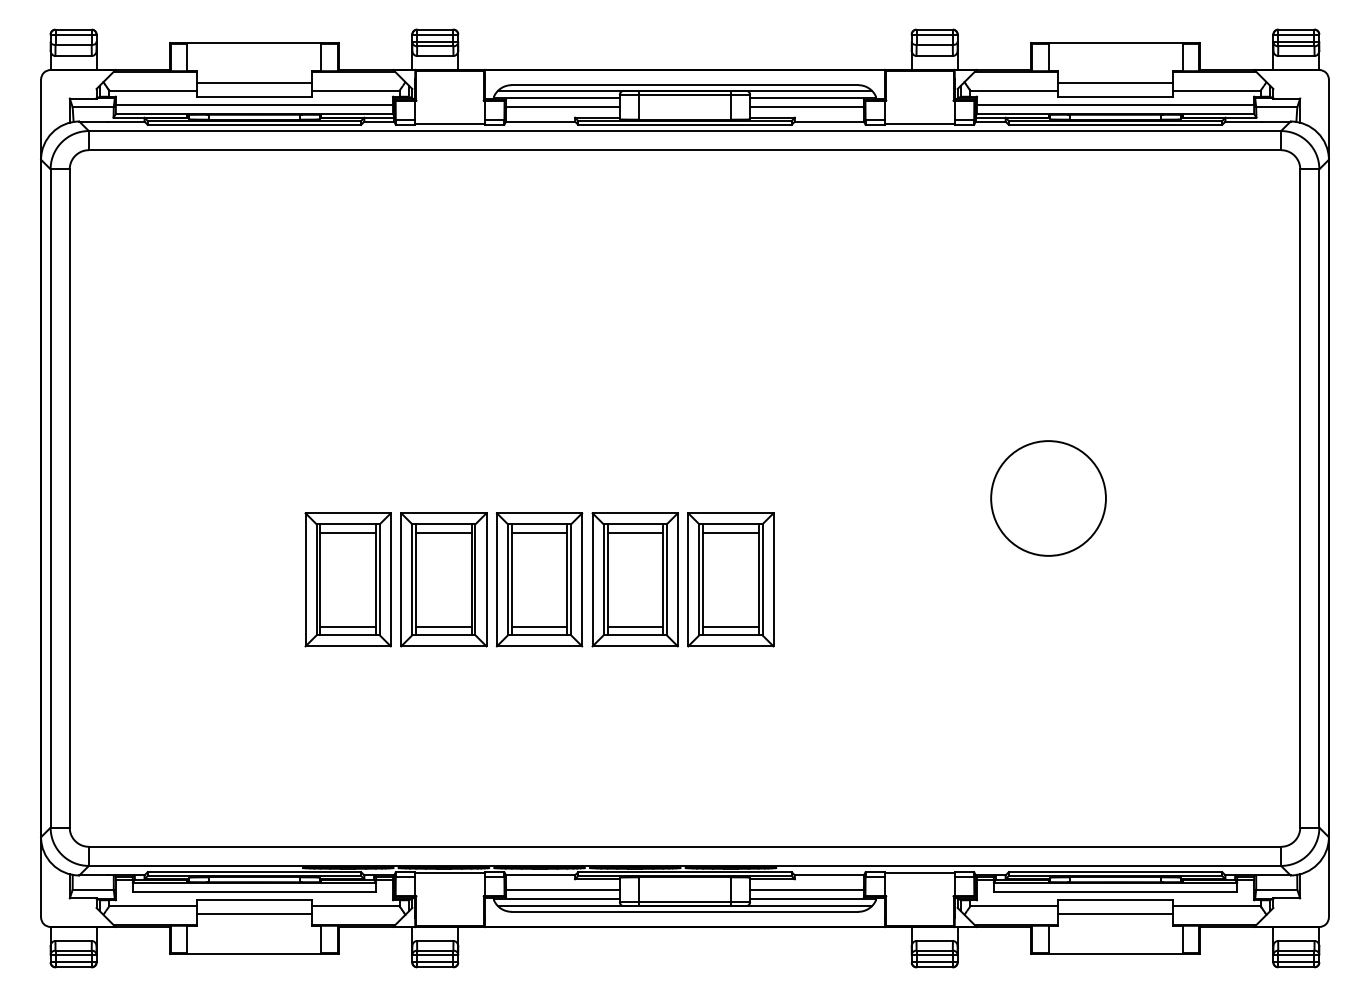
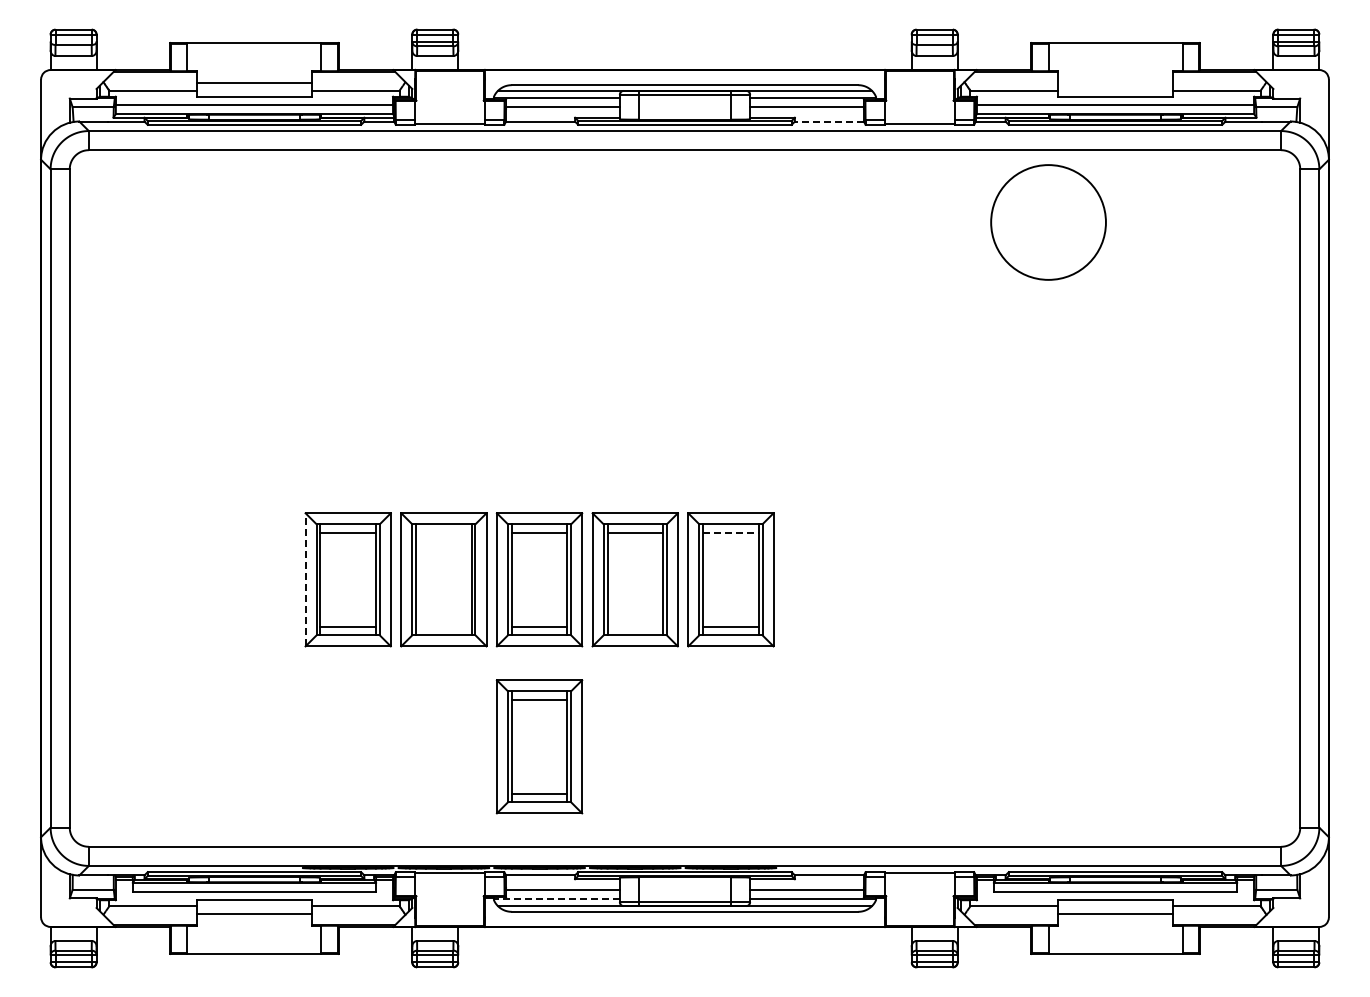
line: present -> none (1115, 83)
line: solid -> dashed (829, 121)
circle position: (1048, 498) -> (1048, 222) (1048, 222)
line: present -> none (443, 532)
line: solid -> dashed (730, 532)
line: solid -> dashed (305, 579)
line: present -> none (443, 626)
line: present -> none (634, 626)
part: none -> present (539, 746)
line: solid -> dashed (556, 899)
